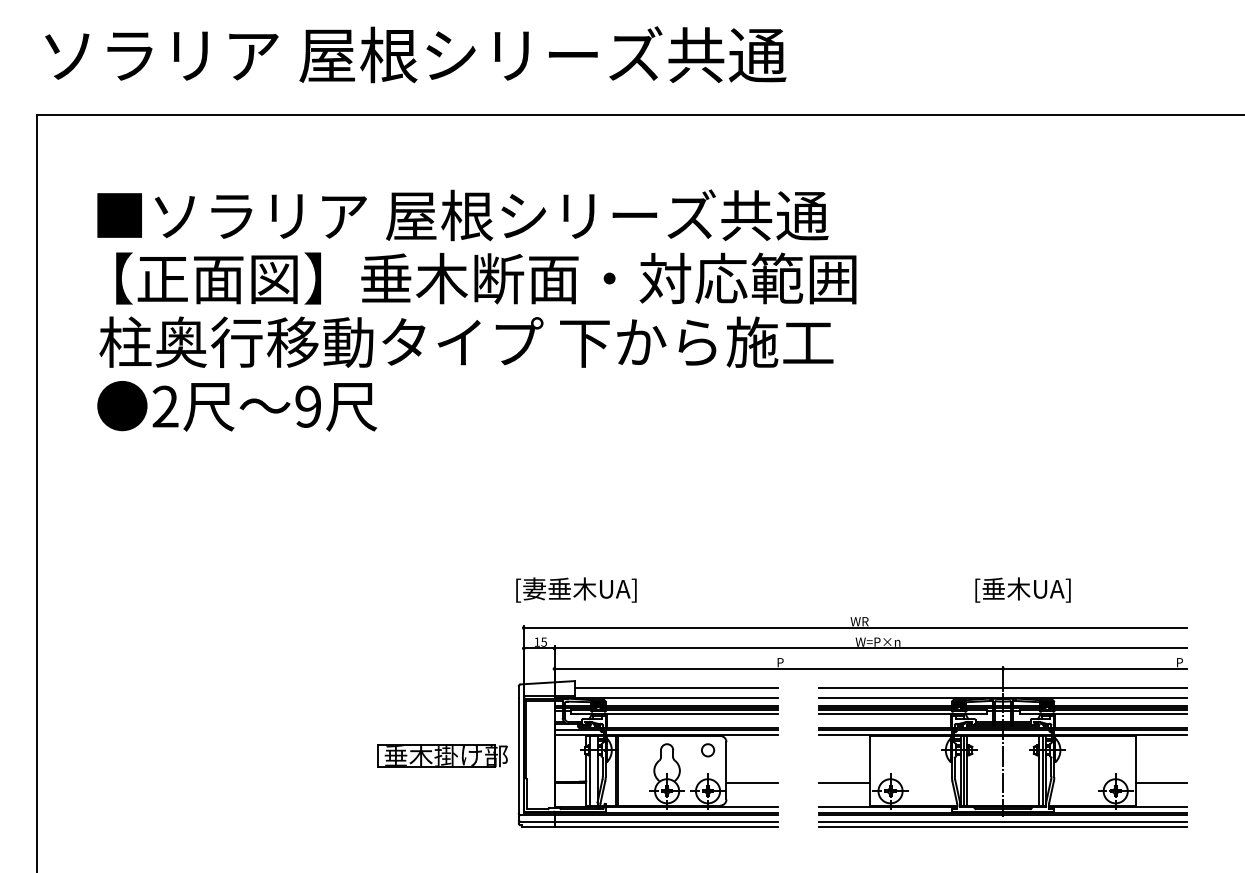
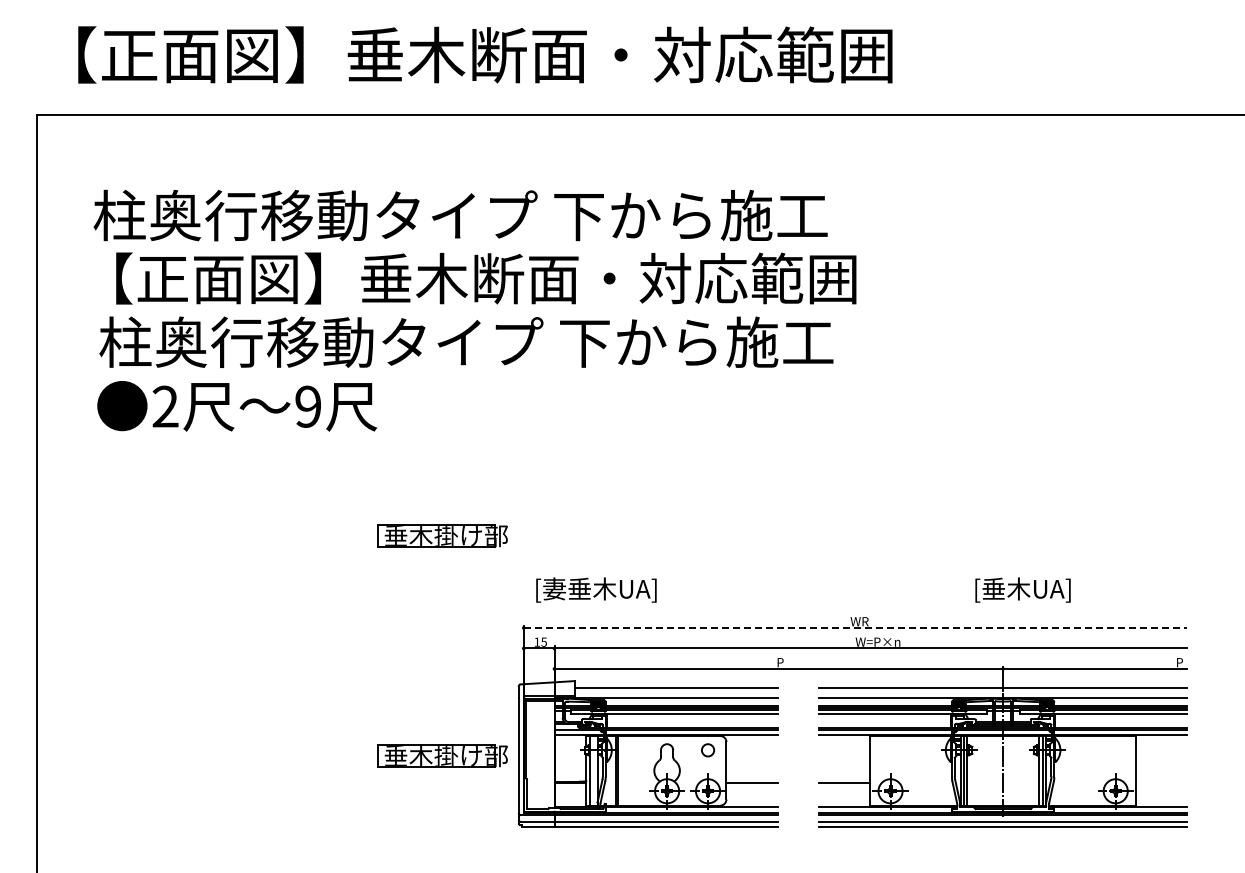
text: ソラリア 屋根シリーズ共通 -> 【正面図】垂木断面・対応範囲 (468, 54)
text: ■ソラリア 屋根シリーズ共通 -> 柱奥行移動タイプ 下から施工 (460, 215)
part: none -> present (442, 535)
text position: (576, 589) -> (596, 589) (596, 589)
line: solid -> dashed (855, 627)
line: present -> none (1161, 782)
